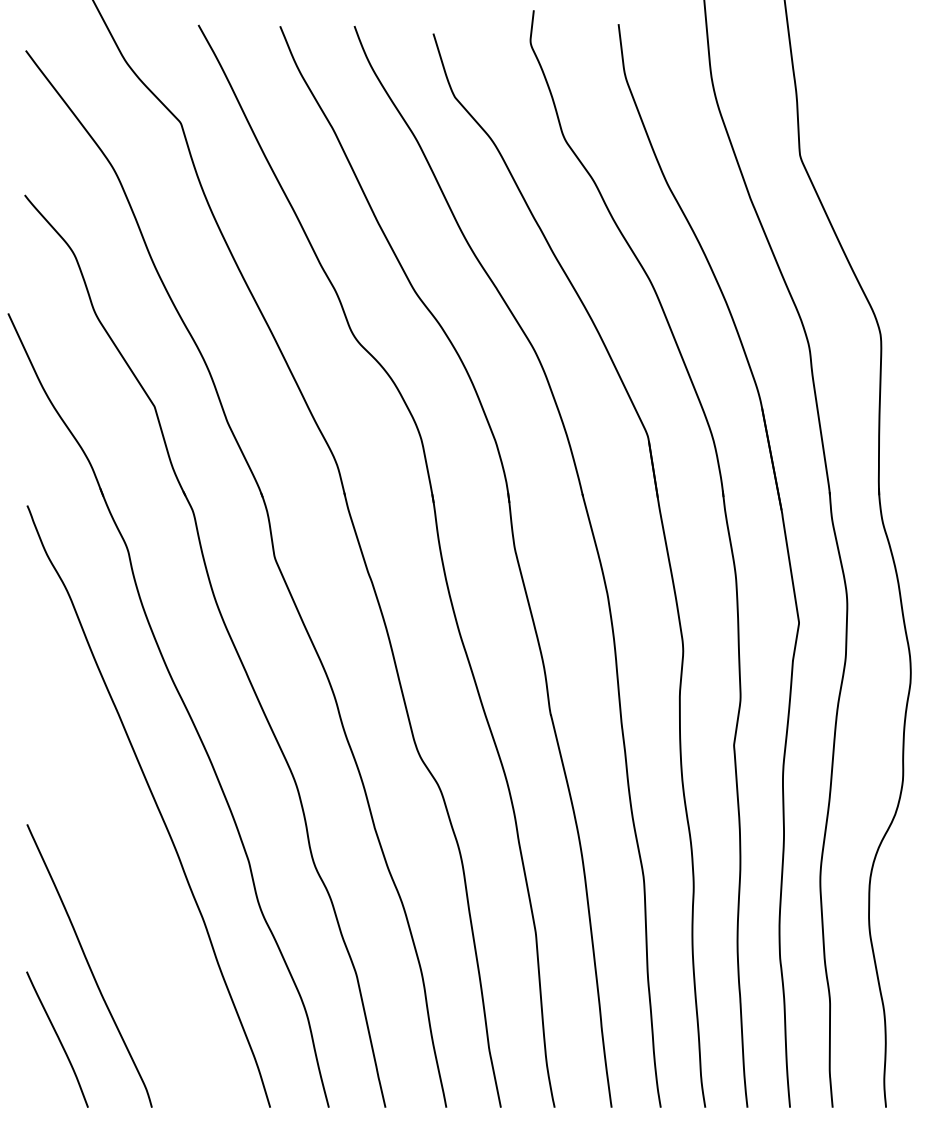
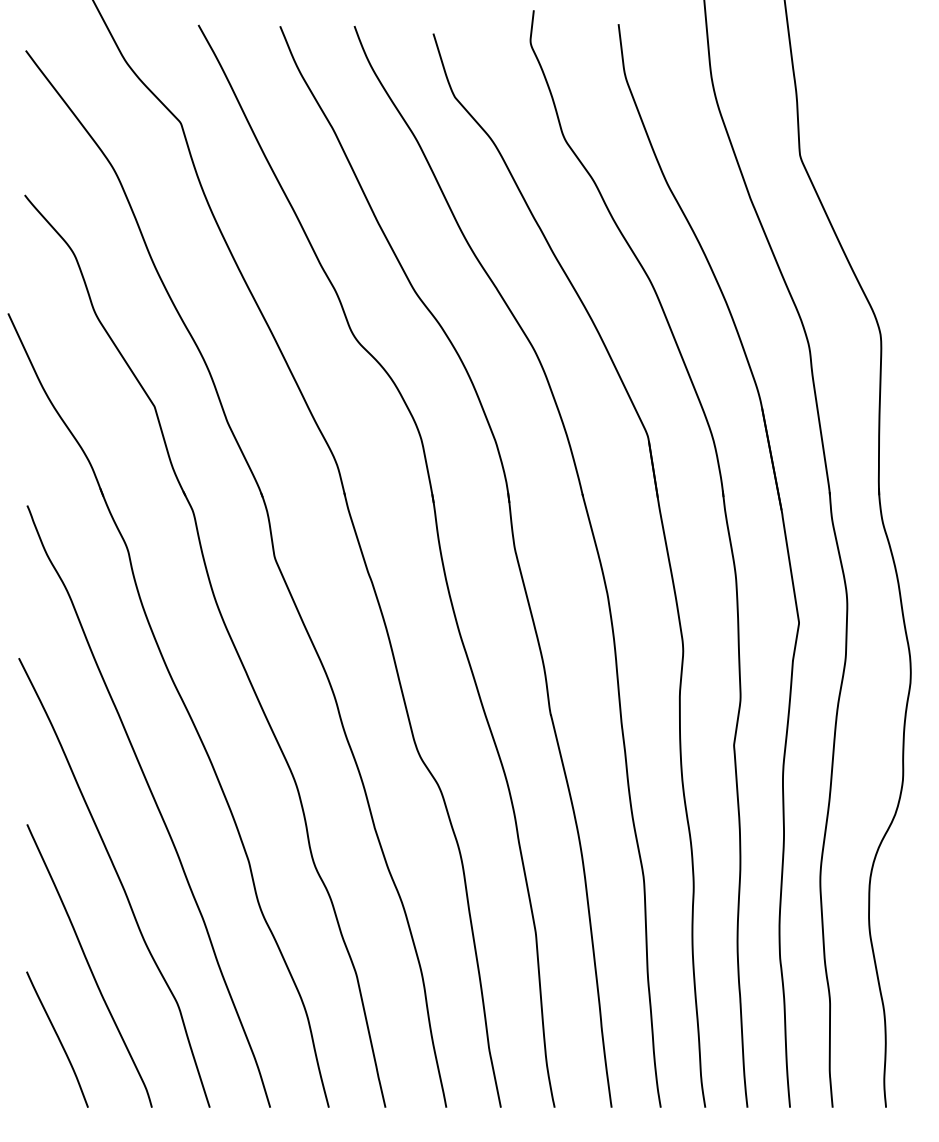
curve: none -> present (118, 879)
